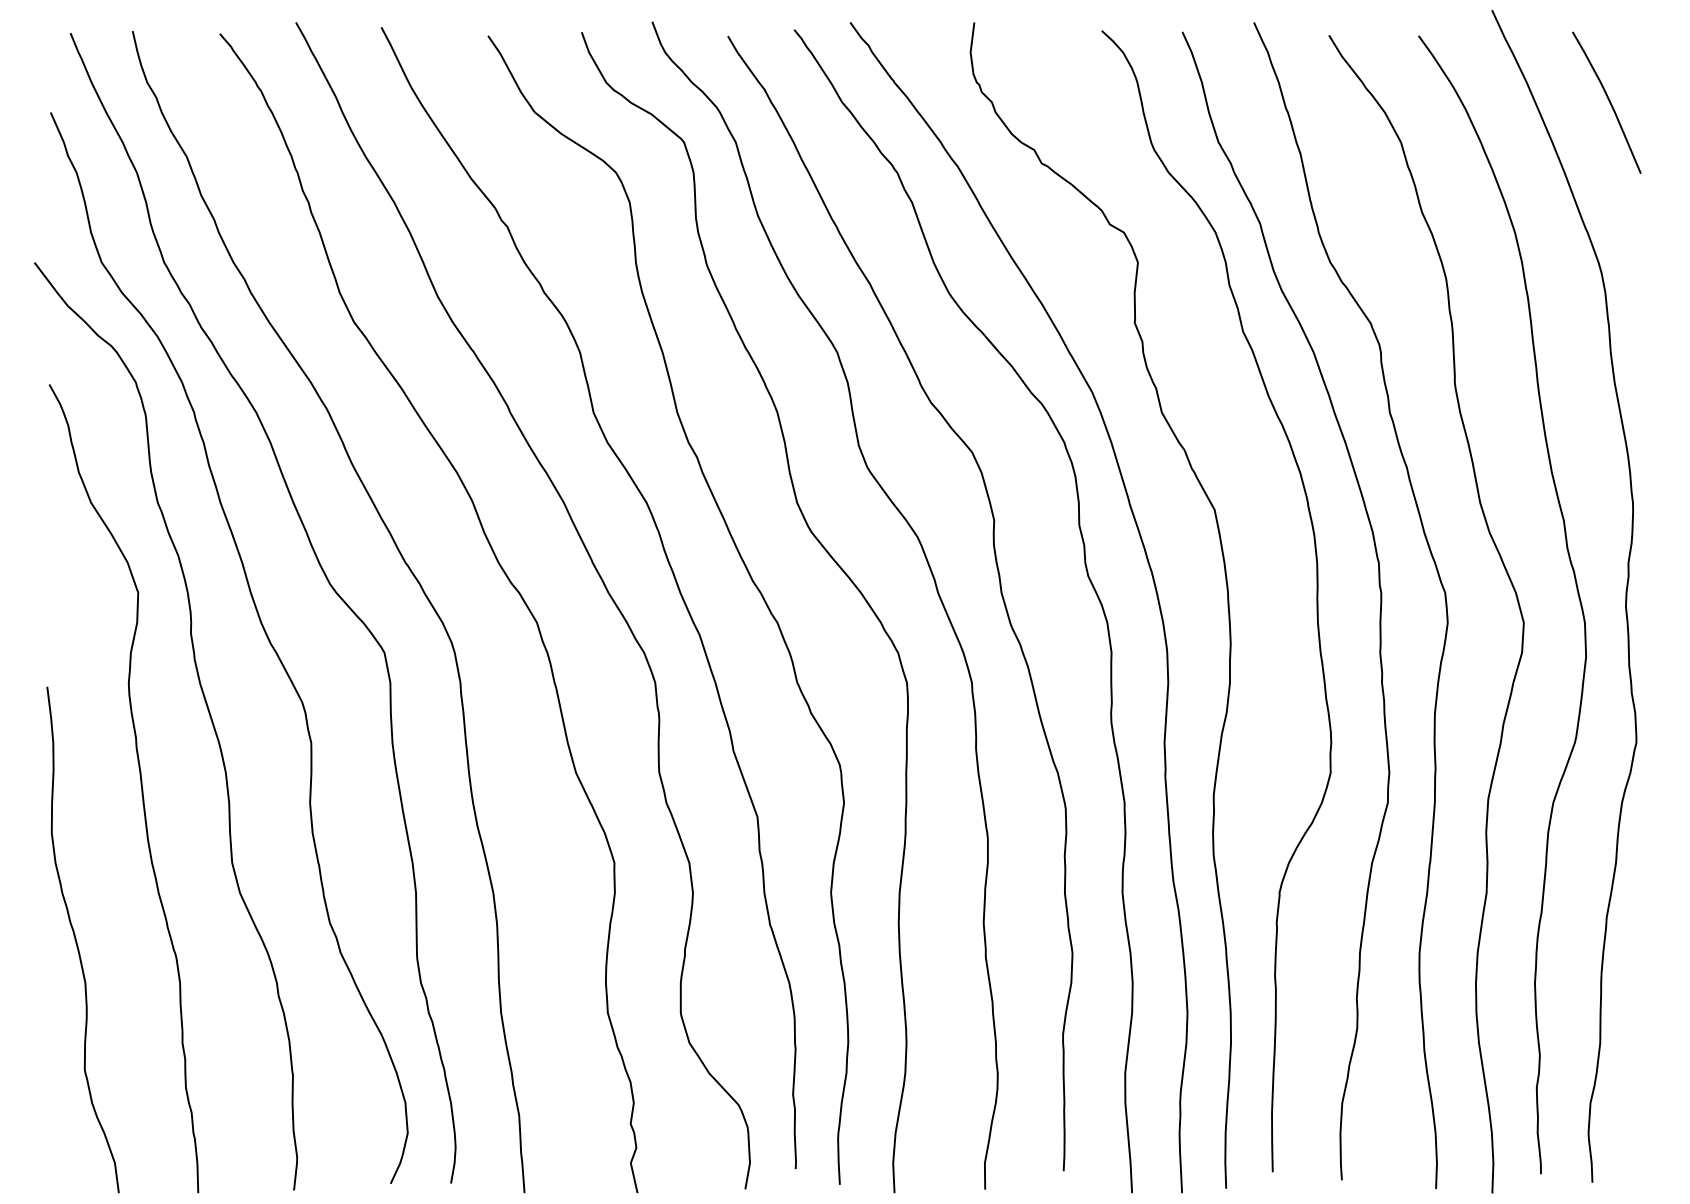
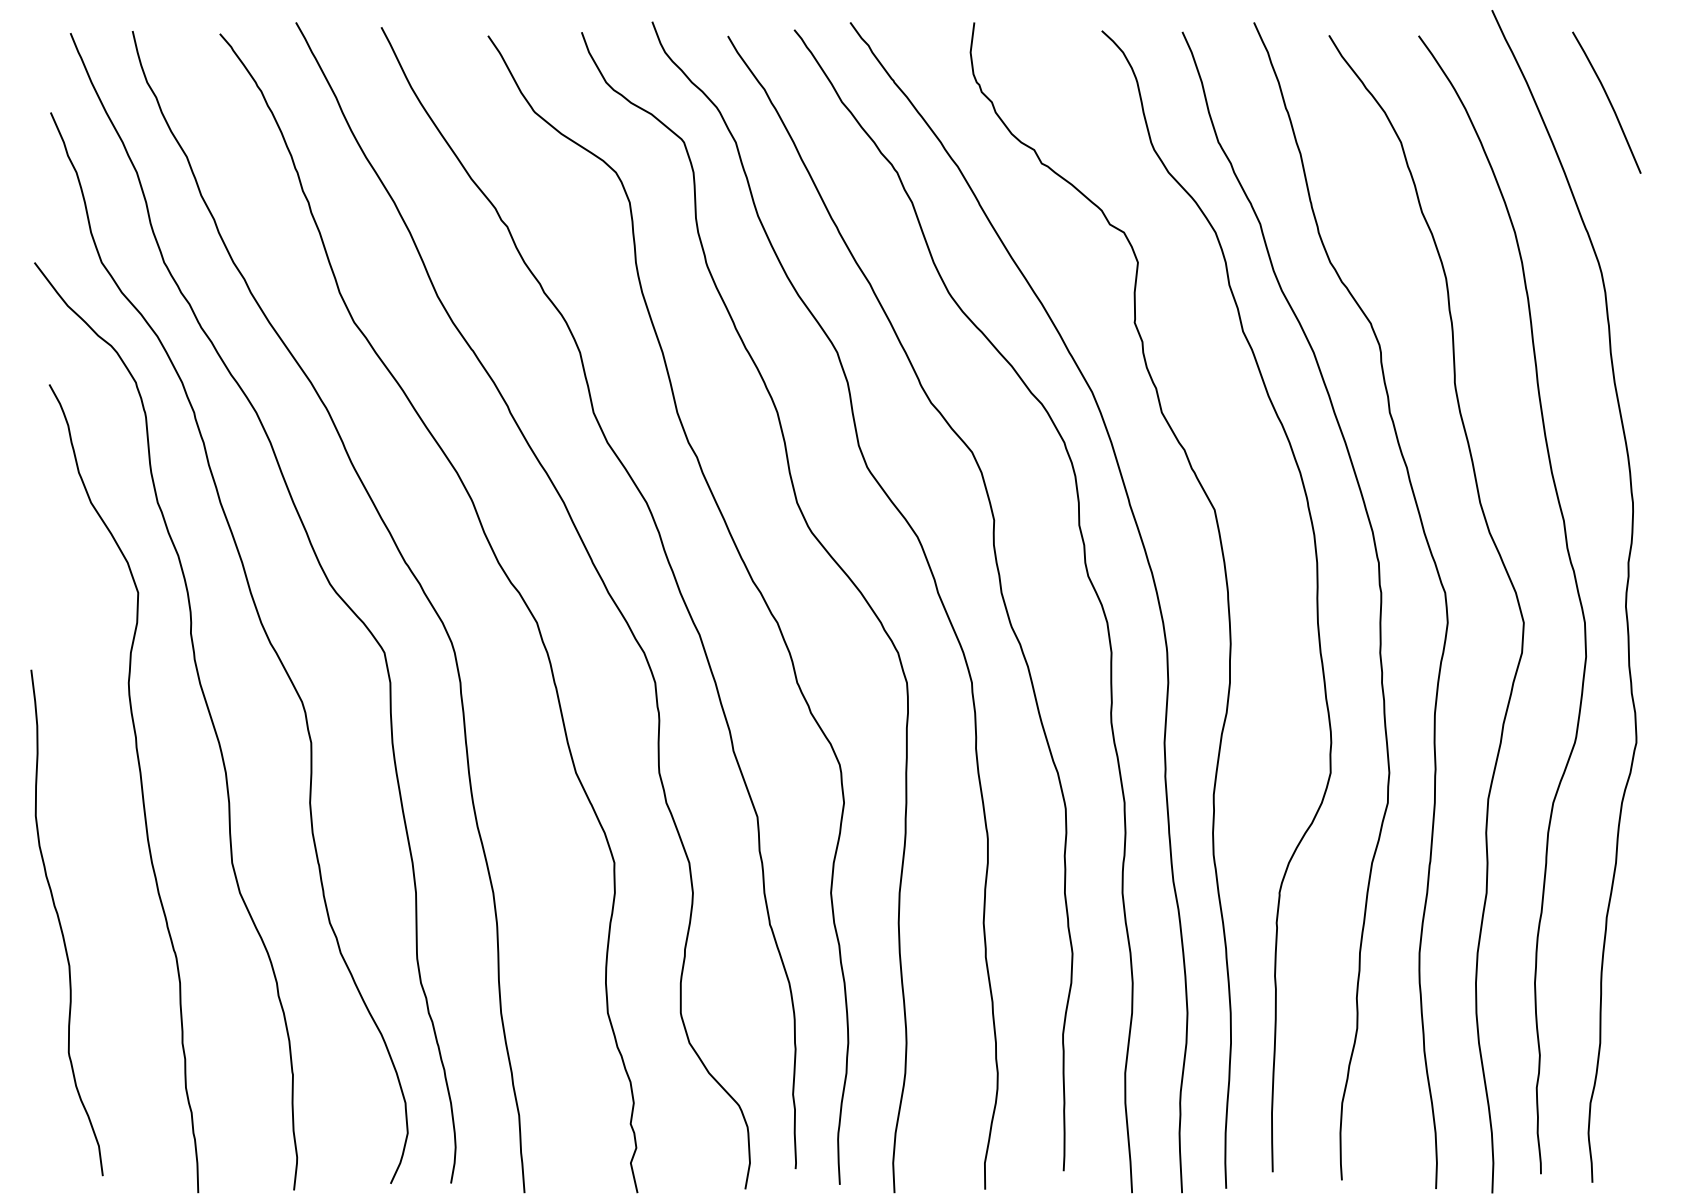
curve position: (77, 941) -> (61, 924) (61, 924)
